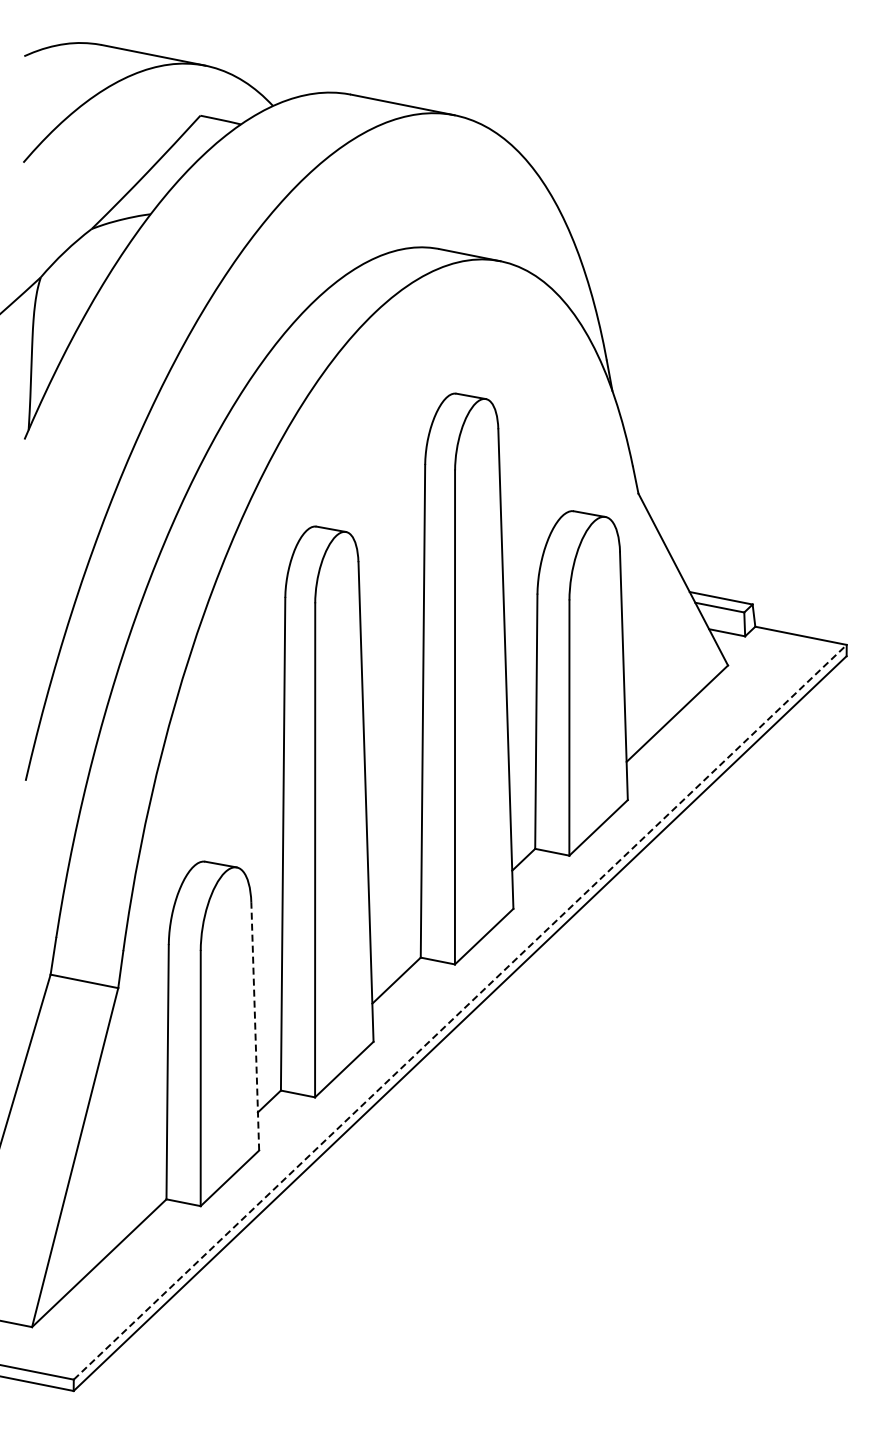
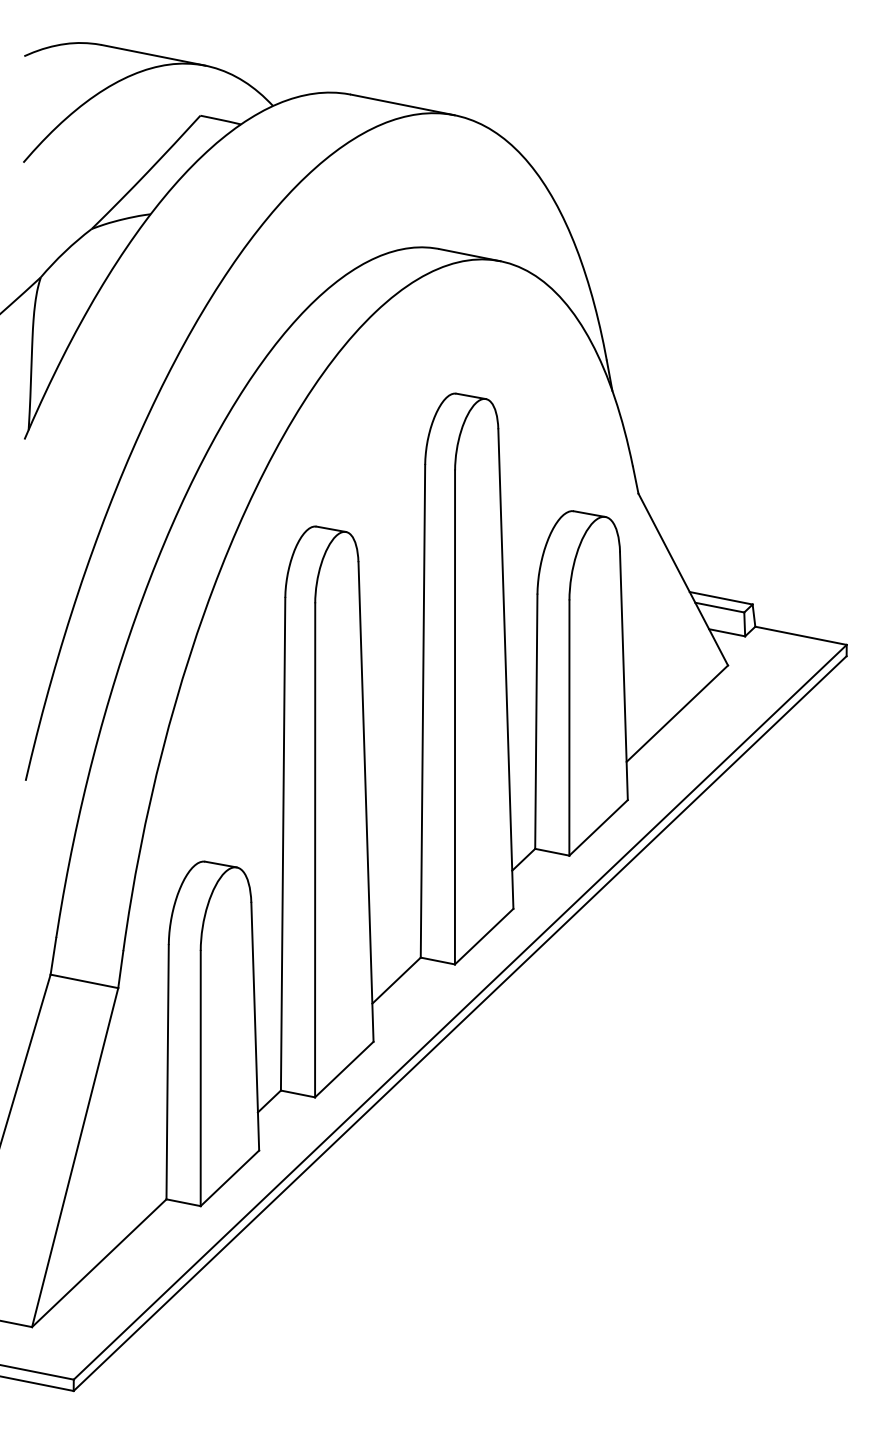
line: dashed -> solid (460, 1011)
line: dashed -> solid (255, 1026)
